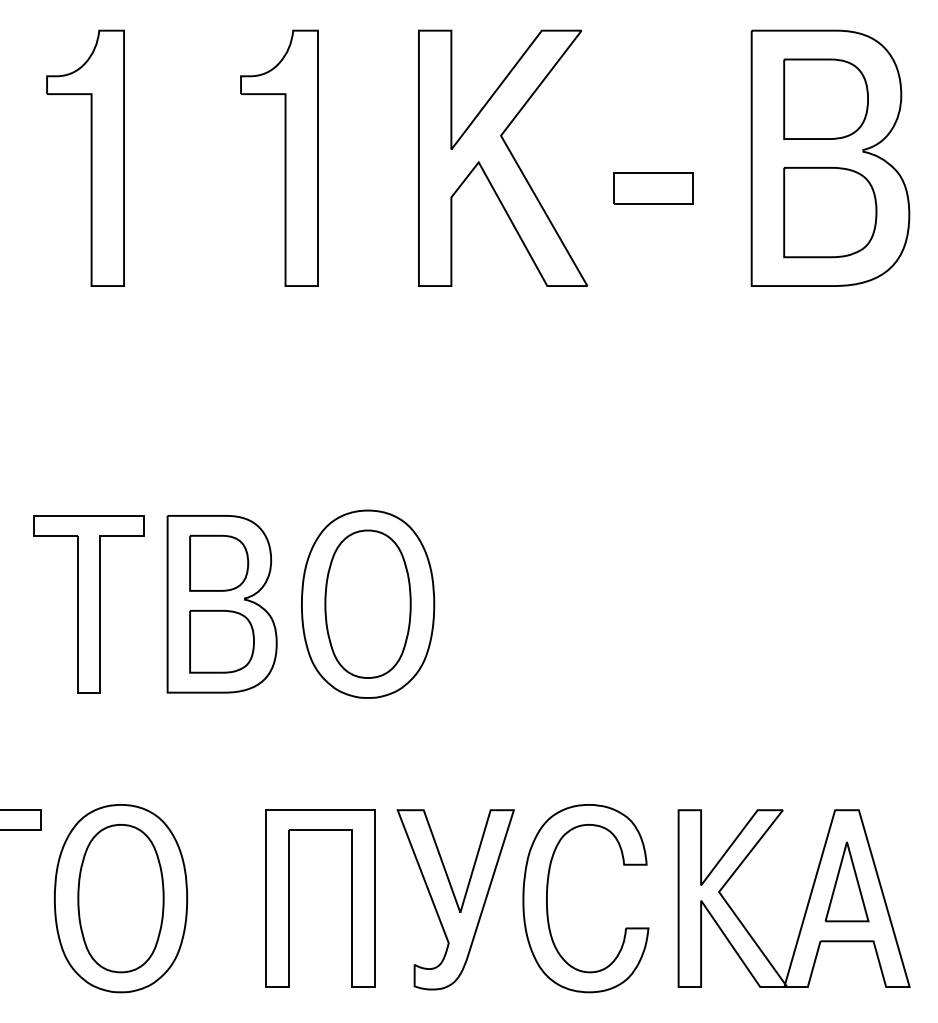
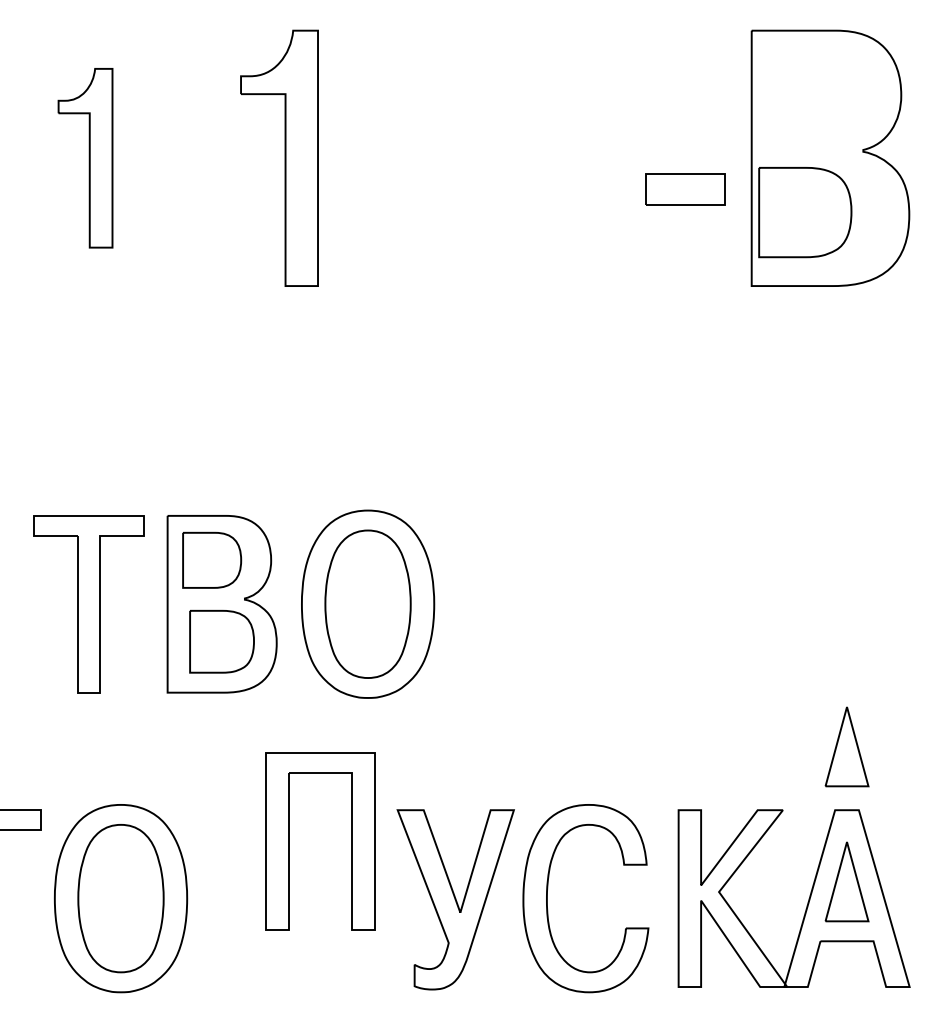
part: present -> none (825, 98)
part size: 79x258 px -> 57x181 px (85, 158)
part: present -> none (503, 157)
part position: (653, 188) -> (685, 189) (685, 189)
part position: (830, 212) -> (805, 212) (805, 212)
part position: (219, 562) -> (212, 559) (212, 559)
part: none -> present (846, 746)
part position: (289, 898) -> (289, 841) (289, 841)
